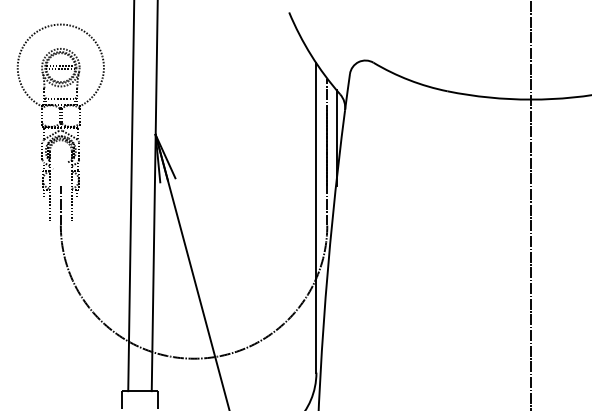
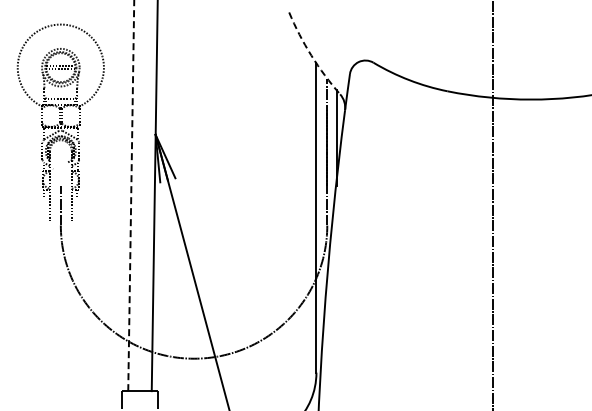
arc: solid -> dashed (311, 55)
line: solid -> dashed (131, 195)
line position: (531, 204) -> (493, 204) (493, 204)
